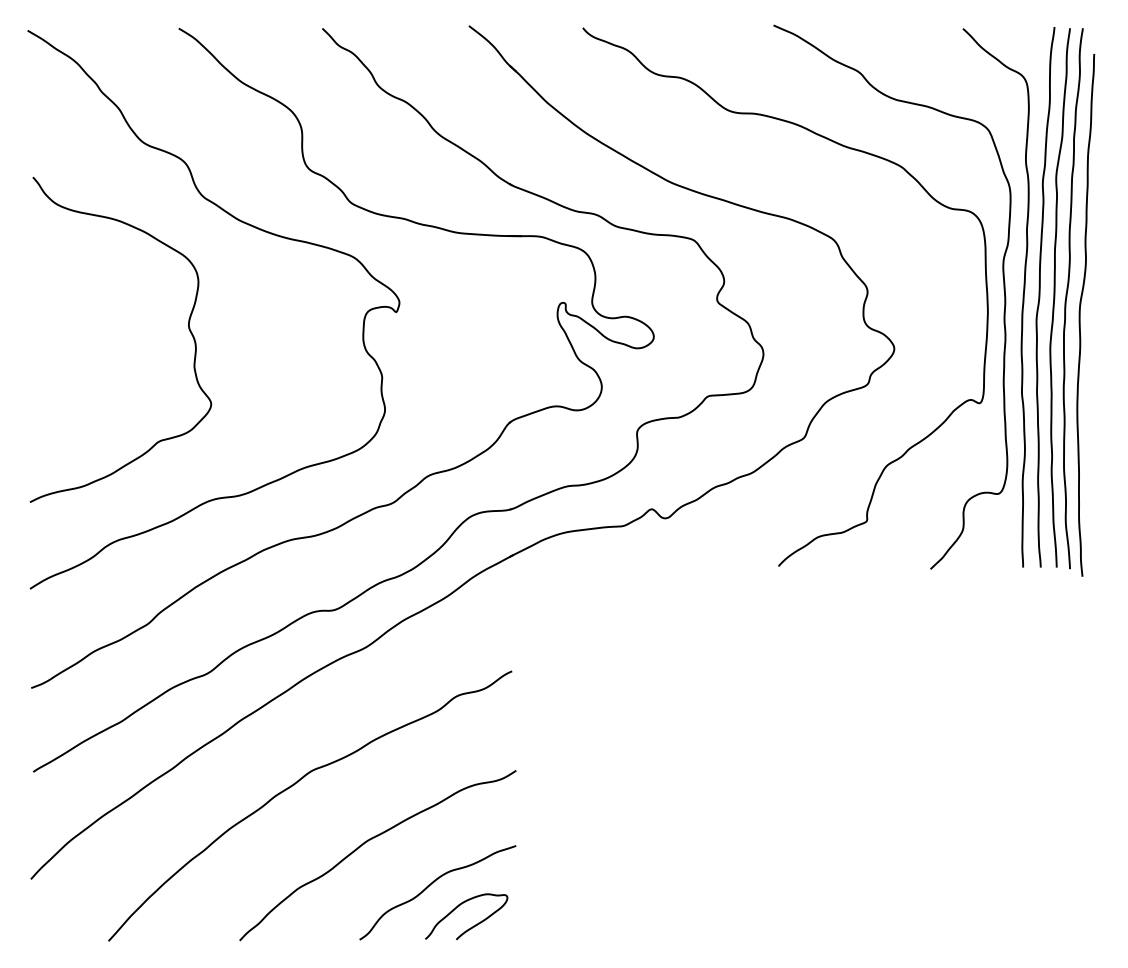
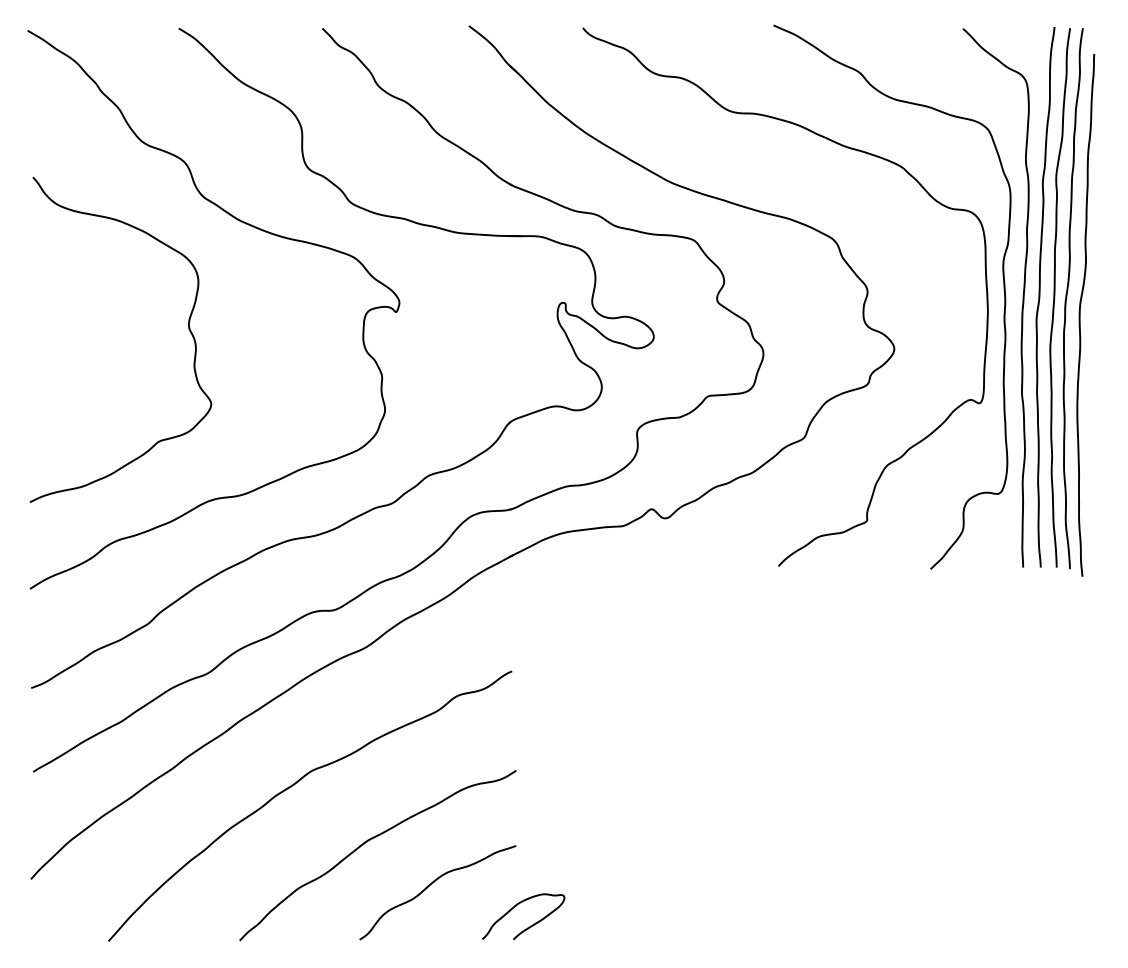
curve position: (473, 925) -> (530, 925) (530, 925)
